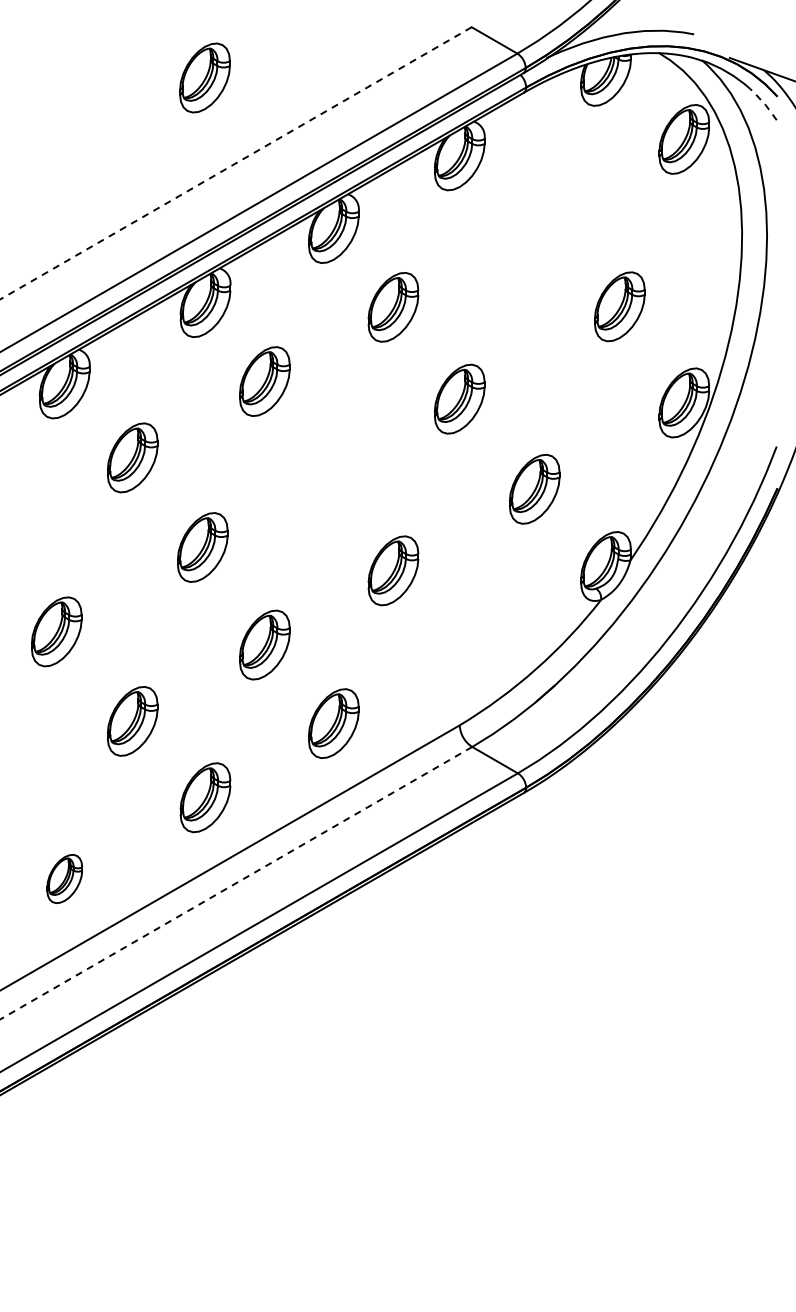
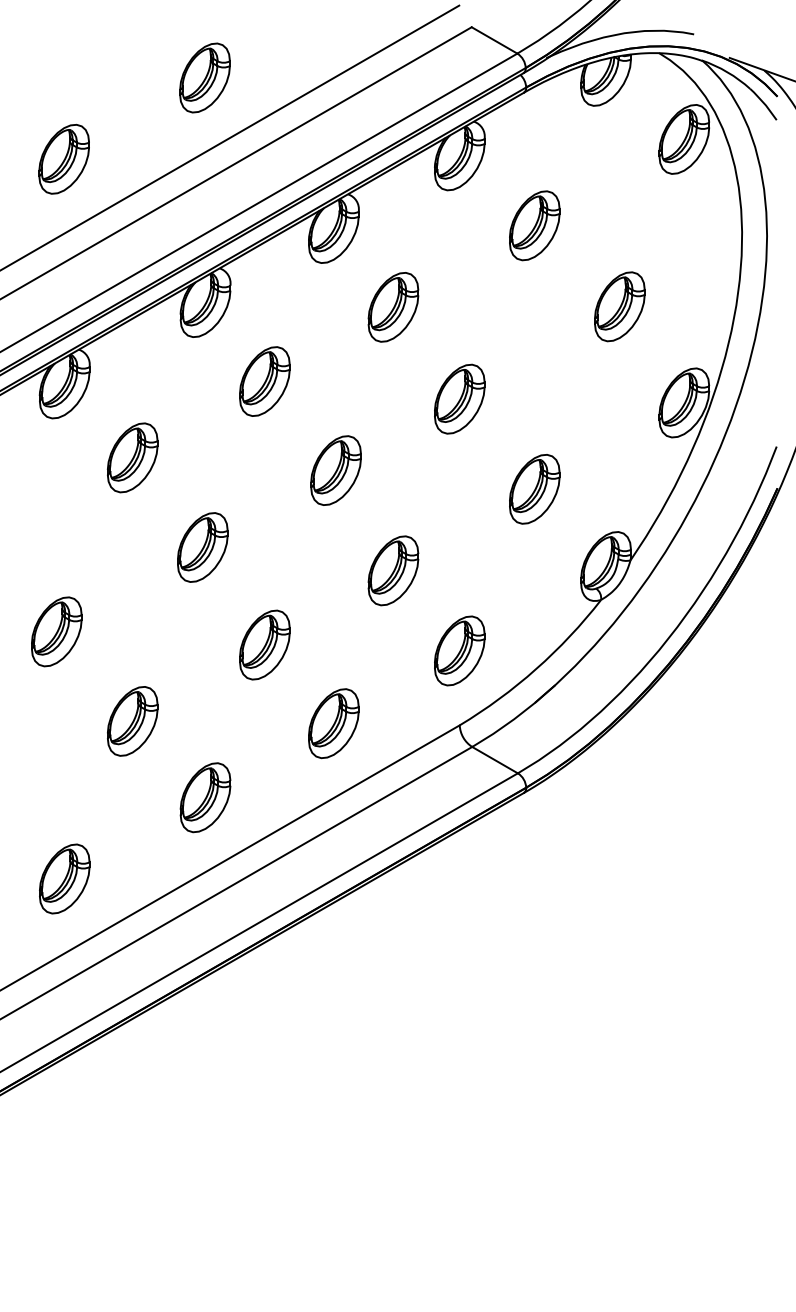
line: dashed -> solid (763, 103)
line: none -> present (230, 137)
part: none -> present (63, 158)
line: dashed -> solid (235, 163)
part: none -> present (534, 225)
part: none -> present (335, 470)
part: none -> present (459, 650)
part size: 37x50 px -> 52x72 px (64, 878)
line: dashed -> solid (235, 883)
